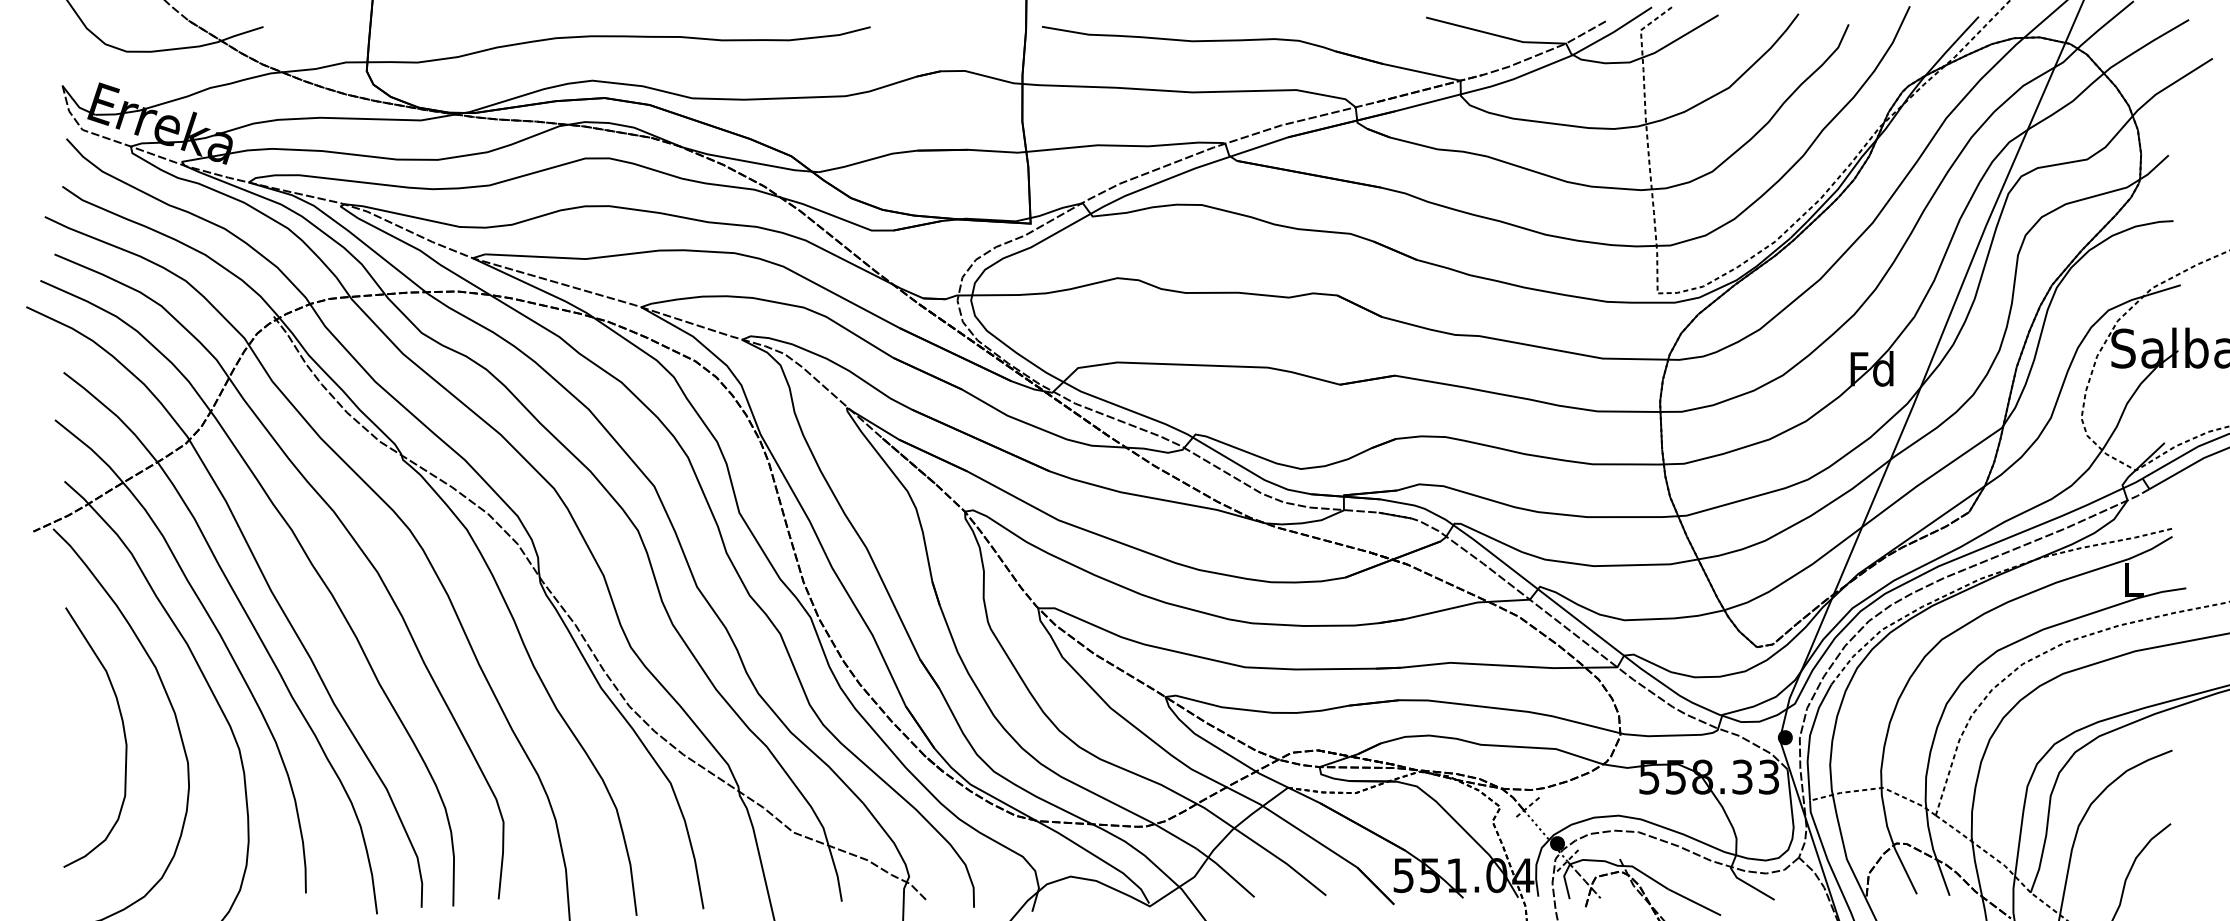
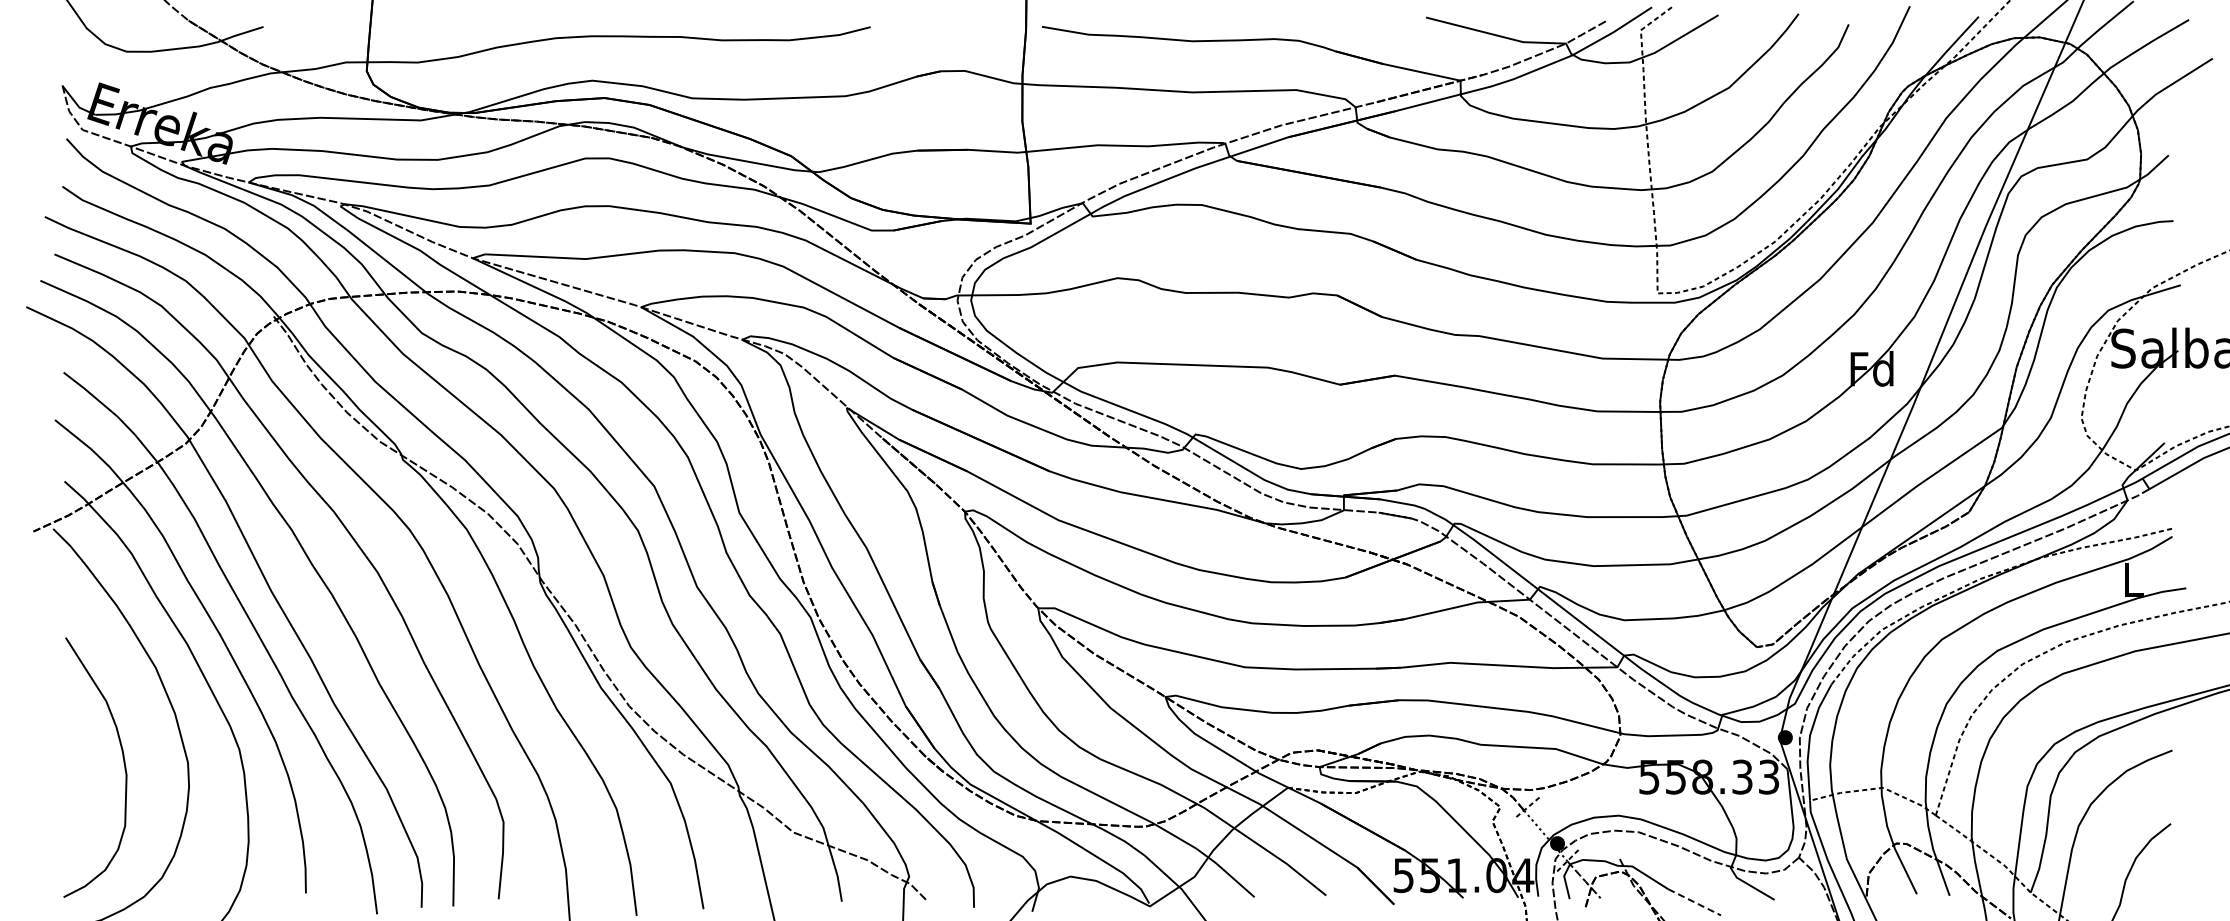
curve position: (123, 733) -> (123, 763) (123, 763)
line: solid -> dashed (1695, 902)
